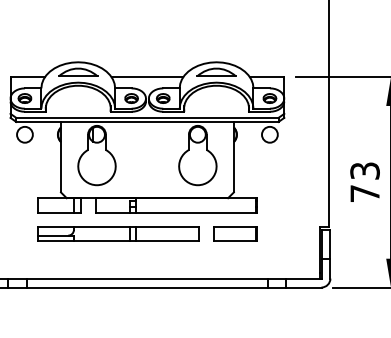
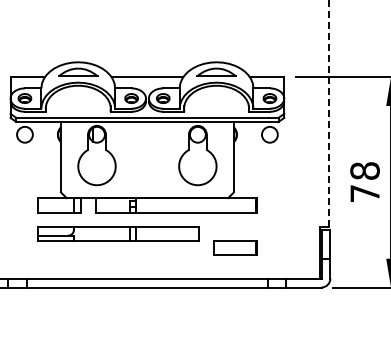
line: solid -> dashed (328, 113)
text: 73 -> 78 (364, 170)
part position: (235, 233) -> (235, 247) (235, 247)
